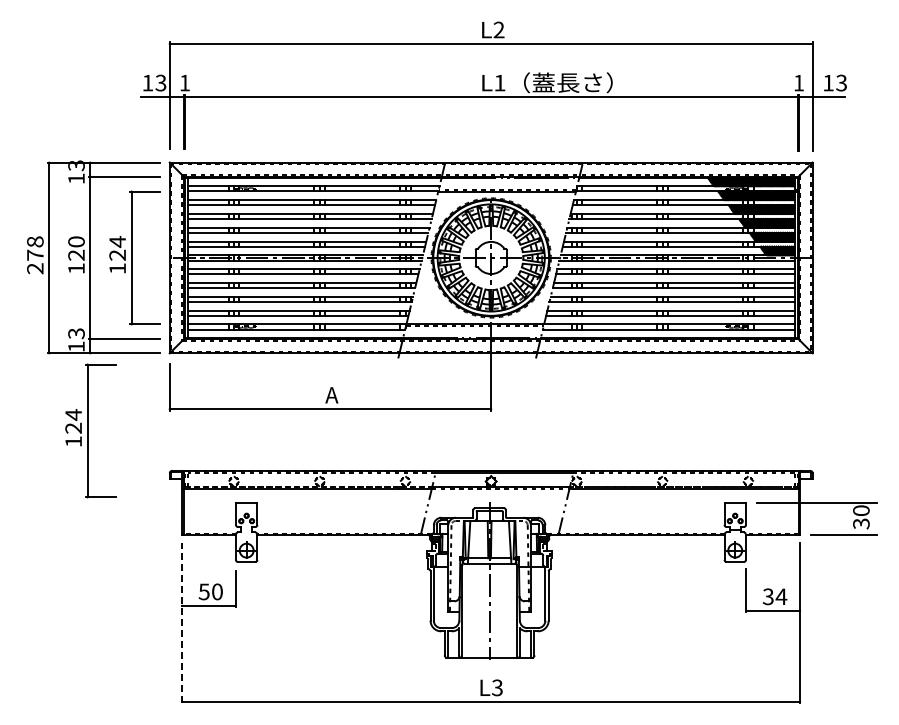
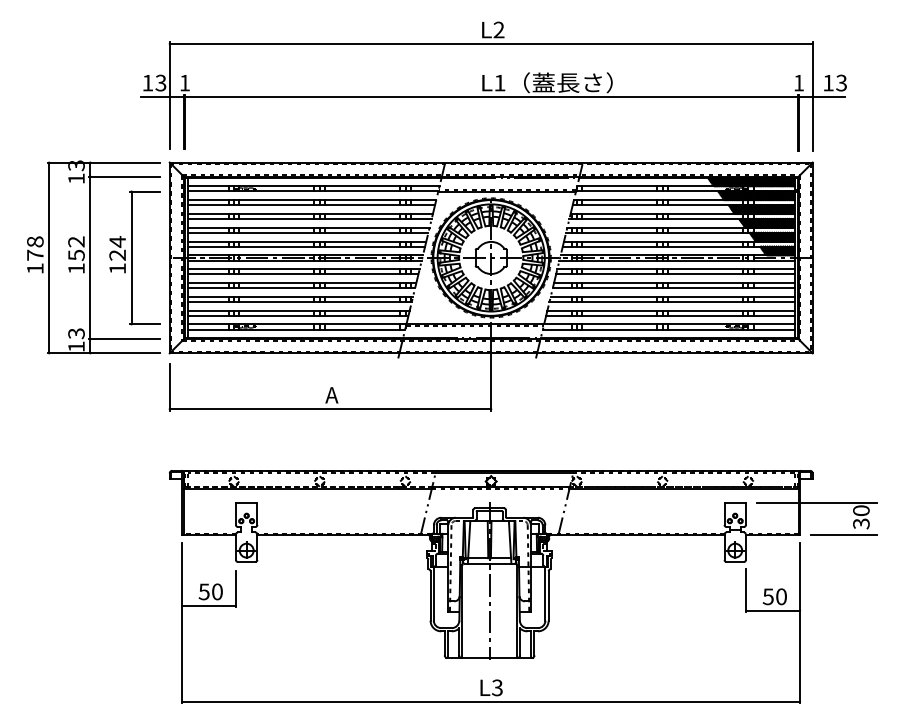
text: 120 -> 152 (76, 248)
text: 278 -> 178 (35, 268)
part: present -> none (90, 430)
text: 34 -> 50 (775, 596)
line: dashed -> solid (182, 622)
